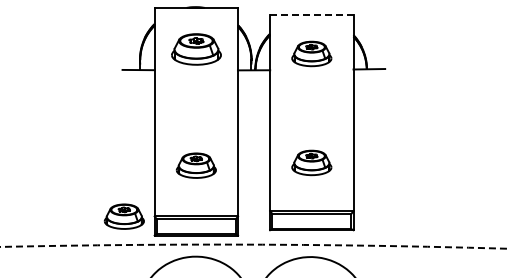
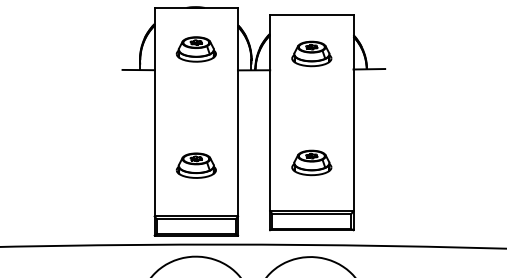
line: dashed -> solid (311, 14)
part size: 51x33 px -> 42x27 px (195, 49)
part: present -> none (123, 216)
arc: dashed -> solid (253, 244)
